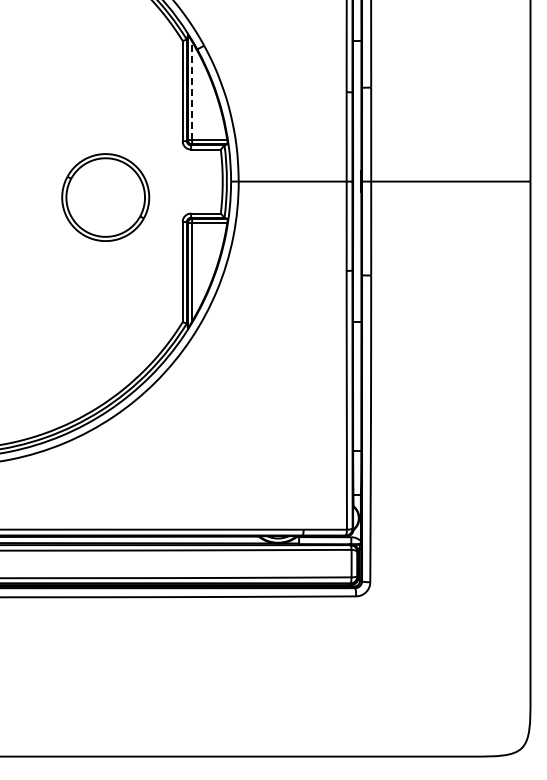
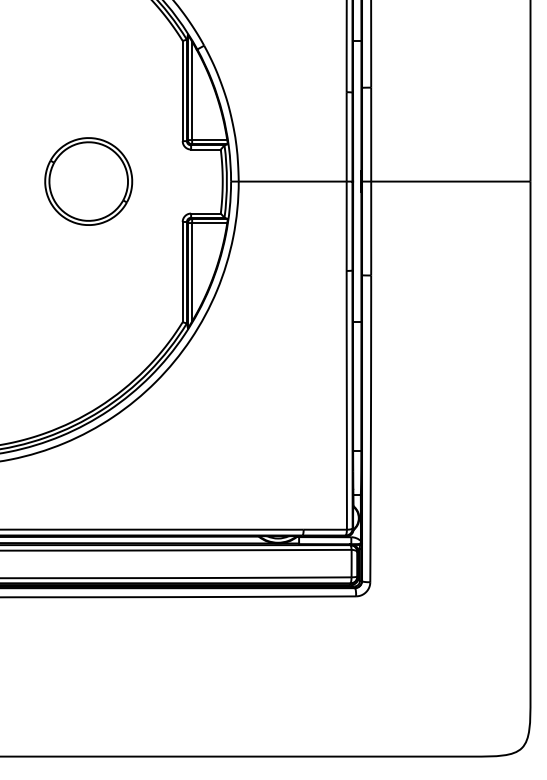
line: dashed -> solid (192, 90)
part position: (105, 197) -> (88, 181) (88, 181)
